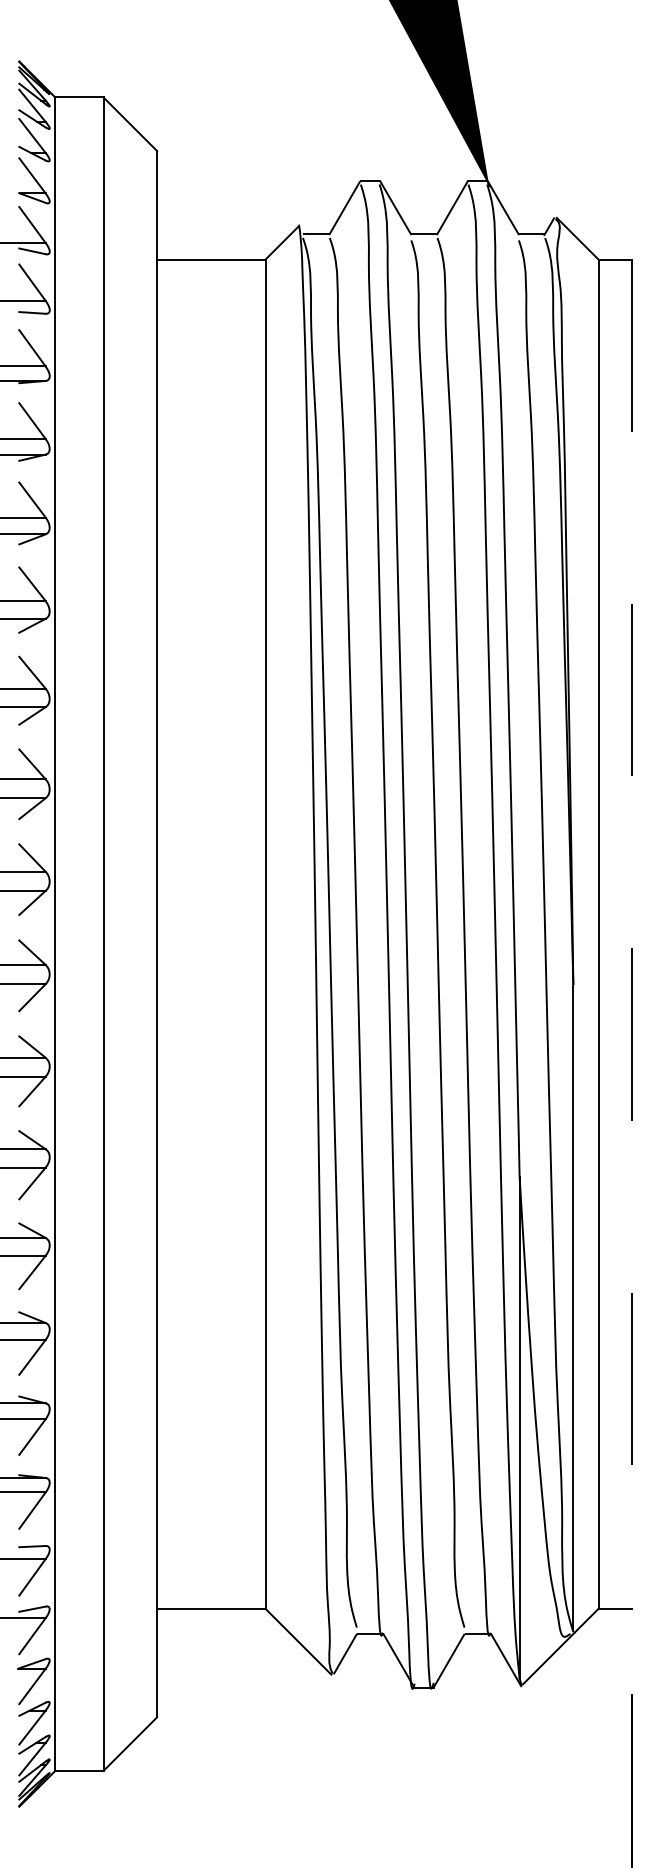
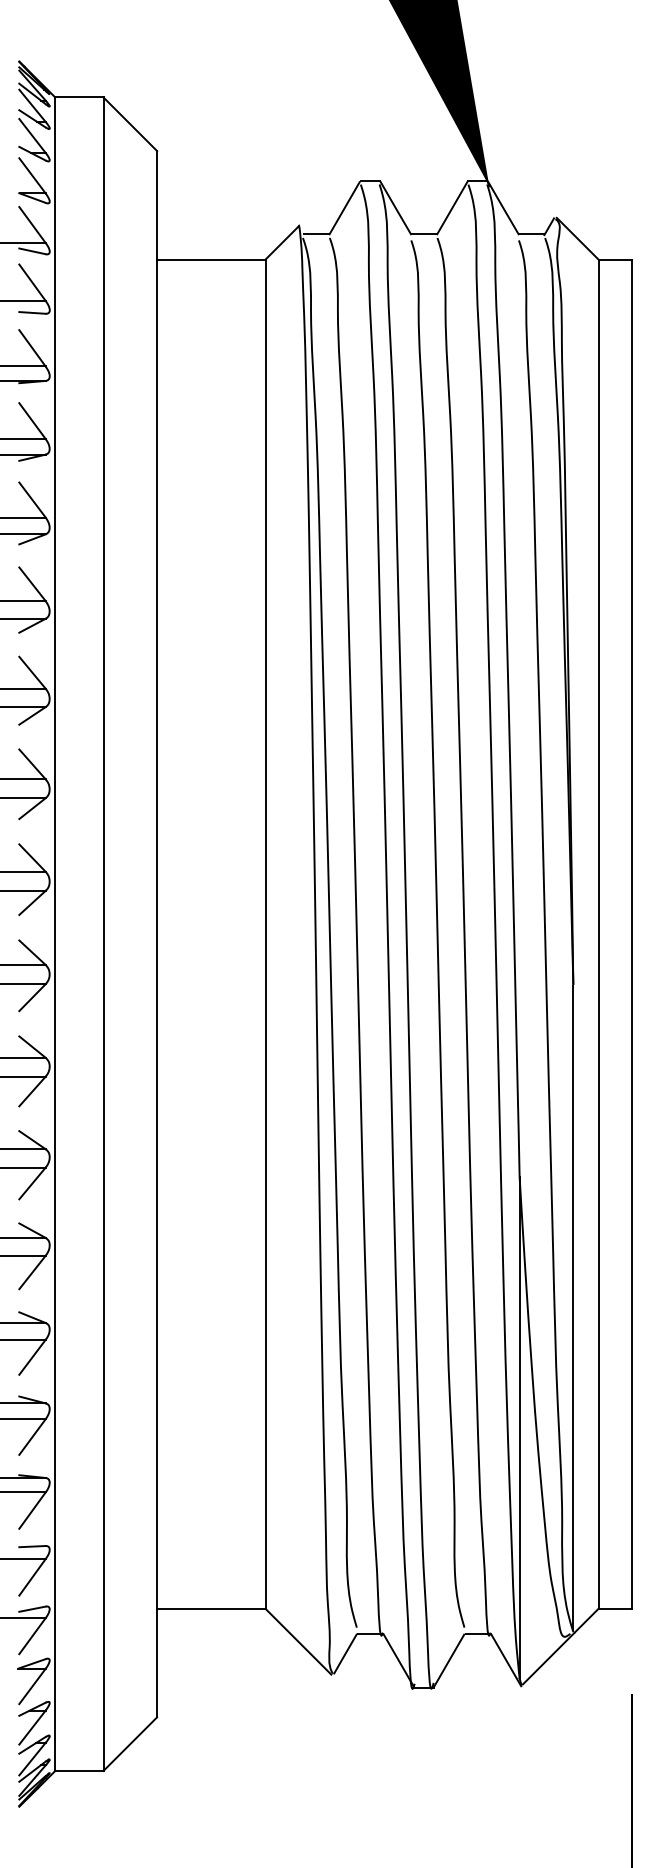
line: dashed -> solid (632, 934)
